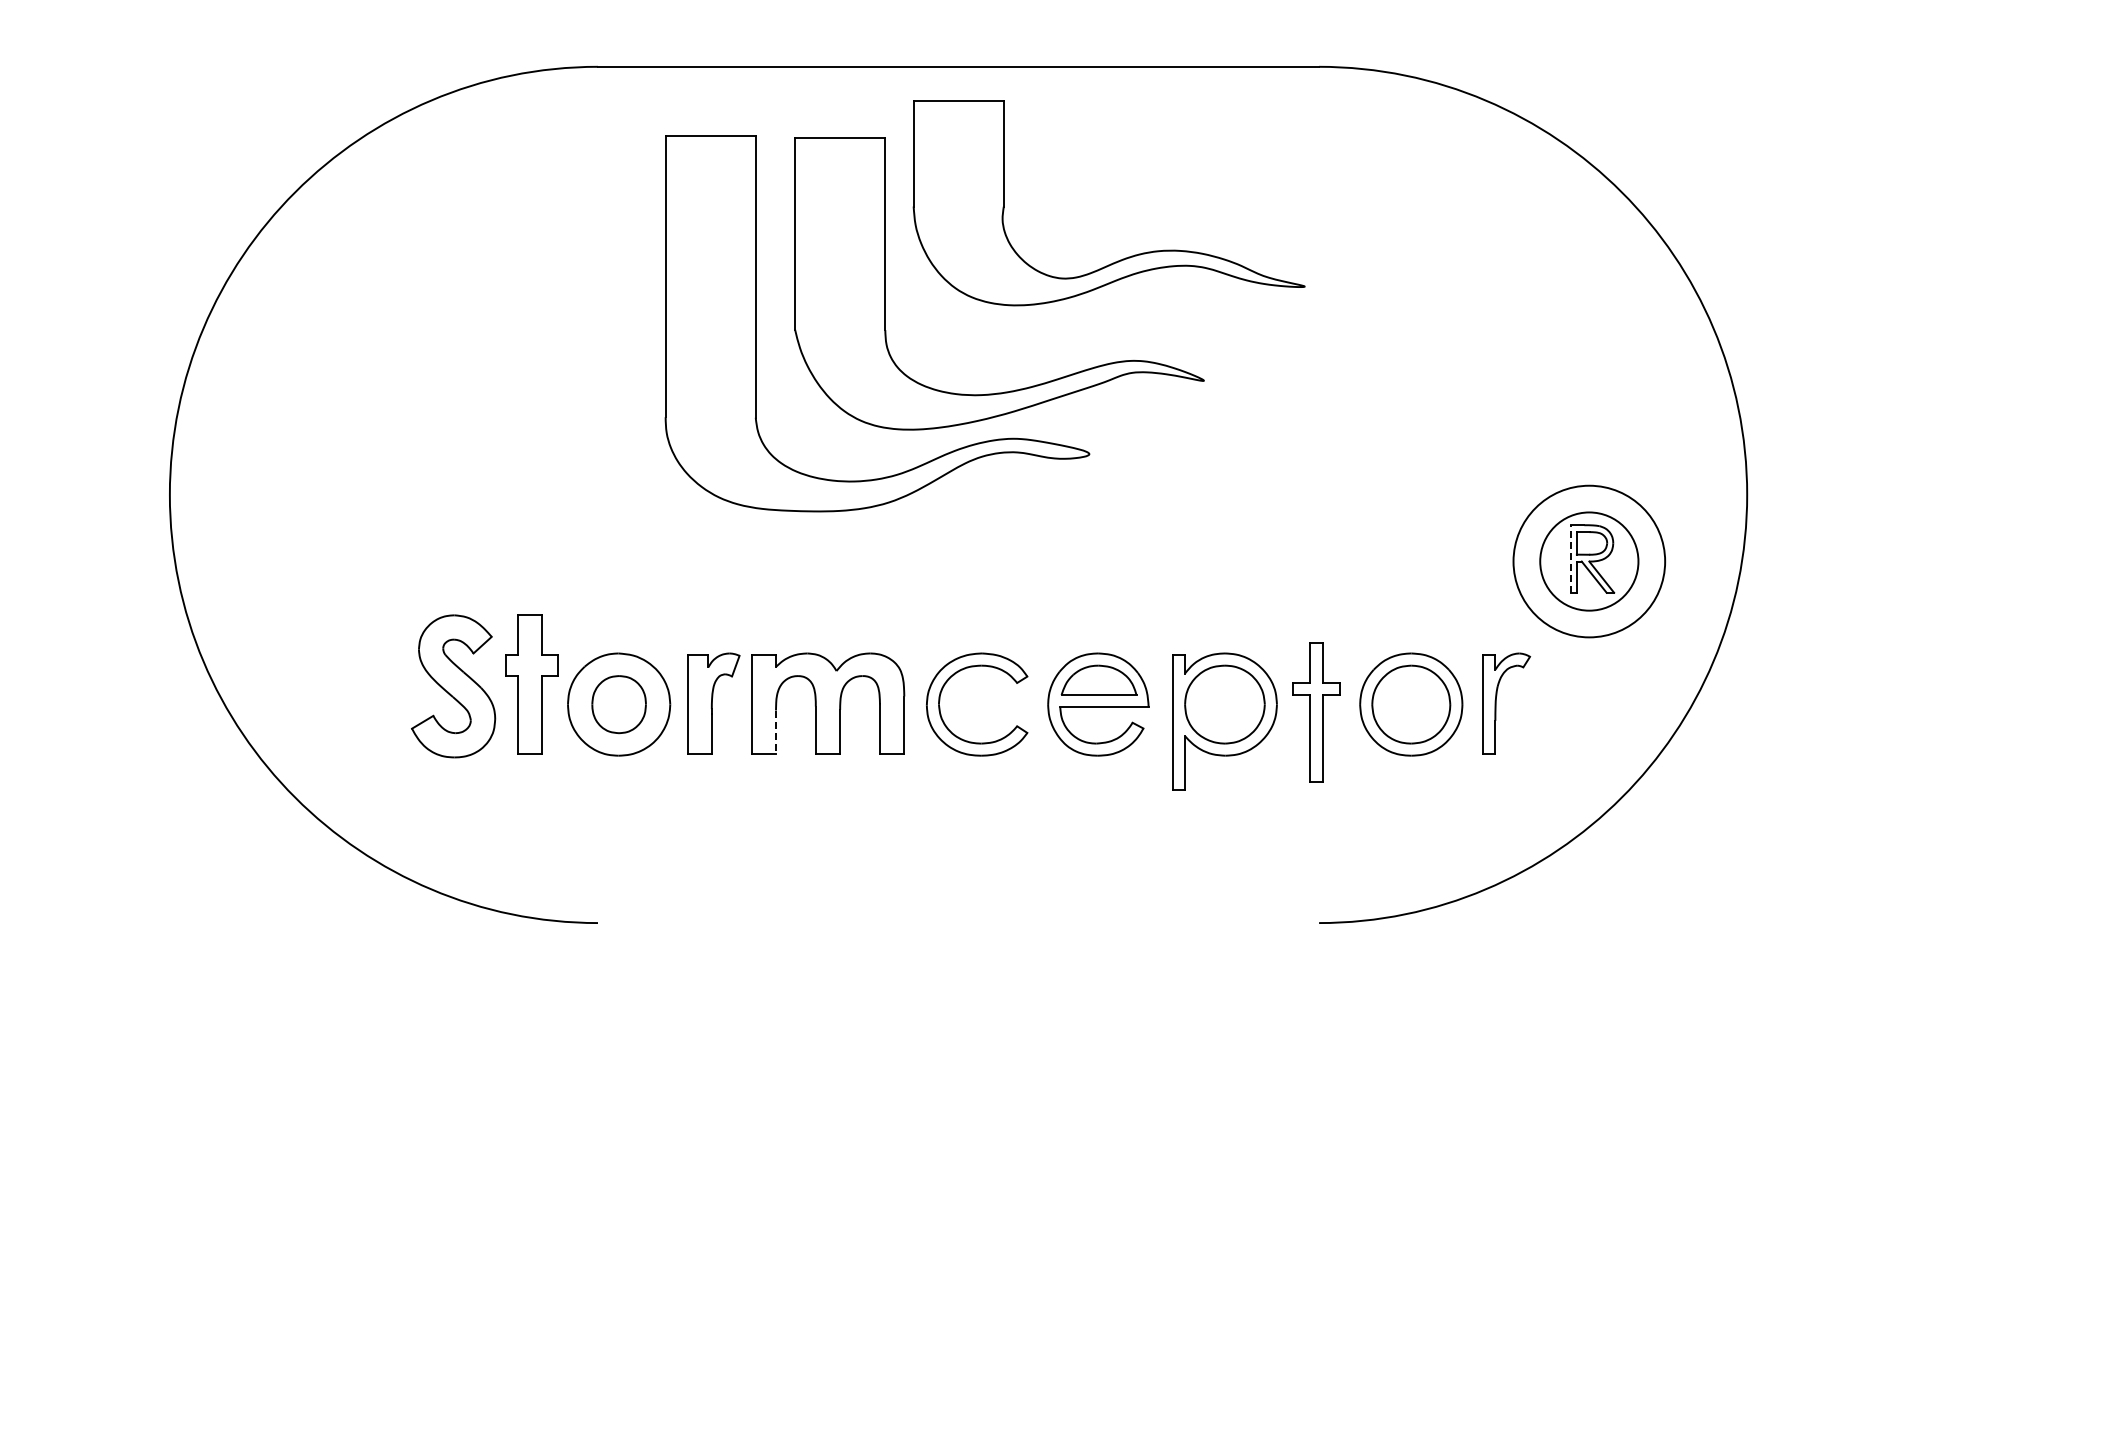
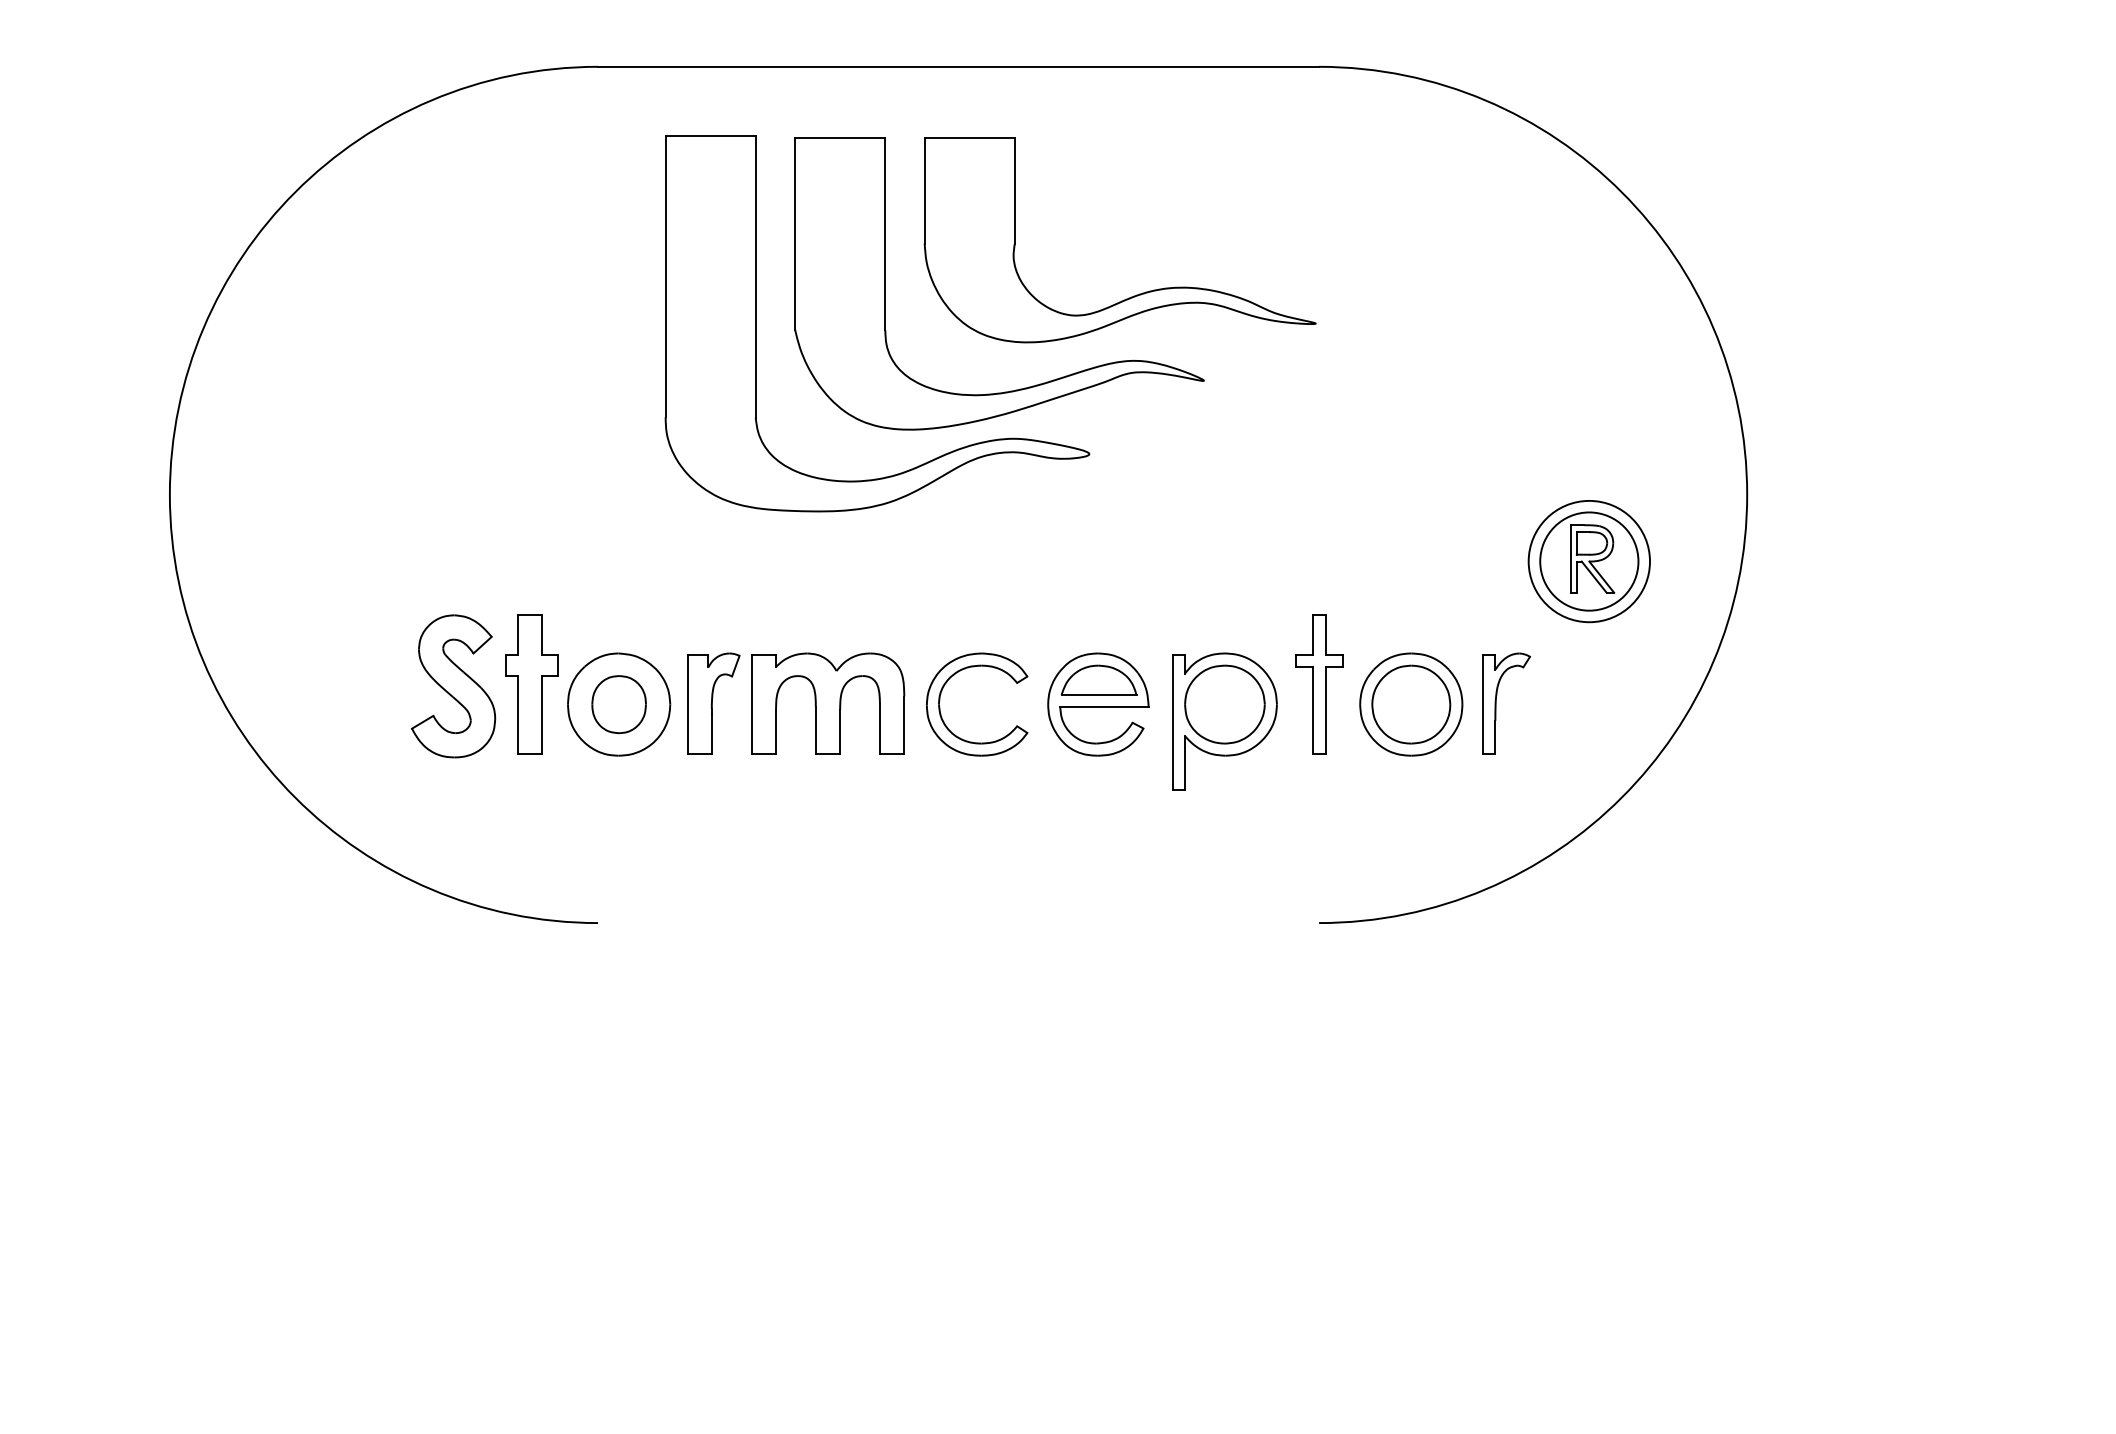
part position: (1125, 257) -> (1136, 294) (1136, 294)
line: dashed -> solid (1570, 559)
circle diameter: 152 px -> 121 px (1589, 561)
part position: (1316, 712) -> (1319, 684) (1319, 684)
line: dashed -> solid (775, 732)
